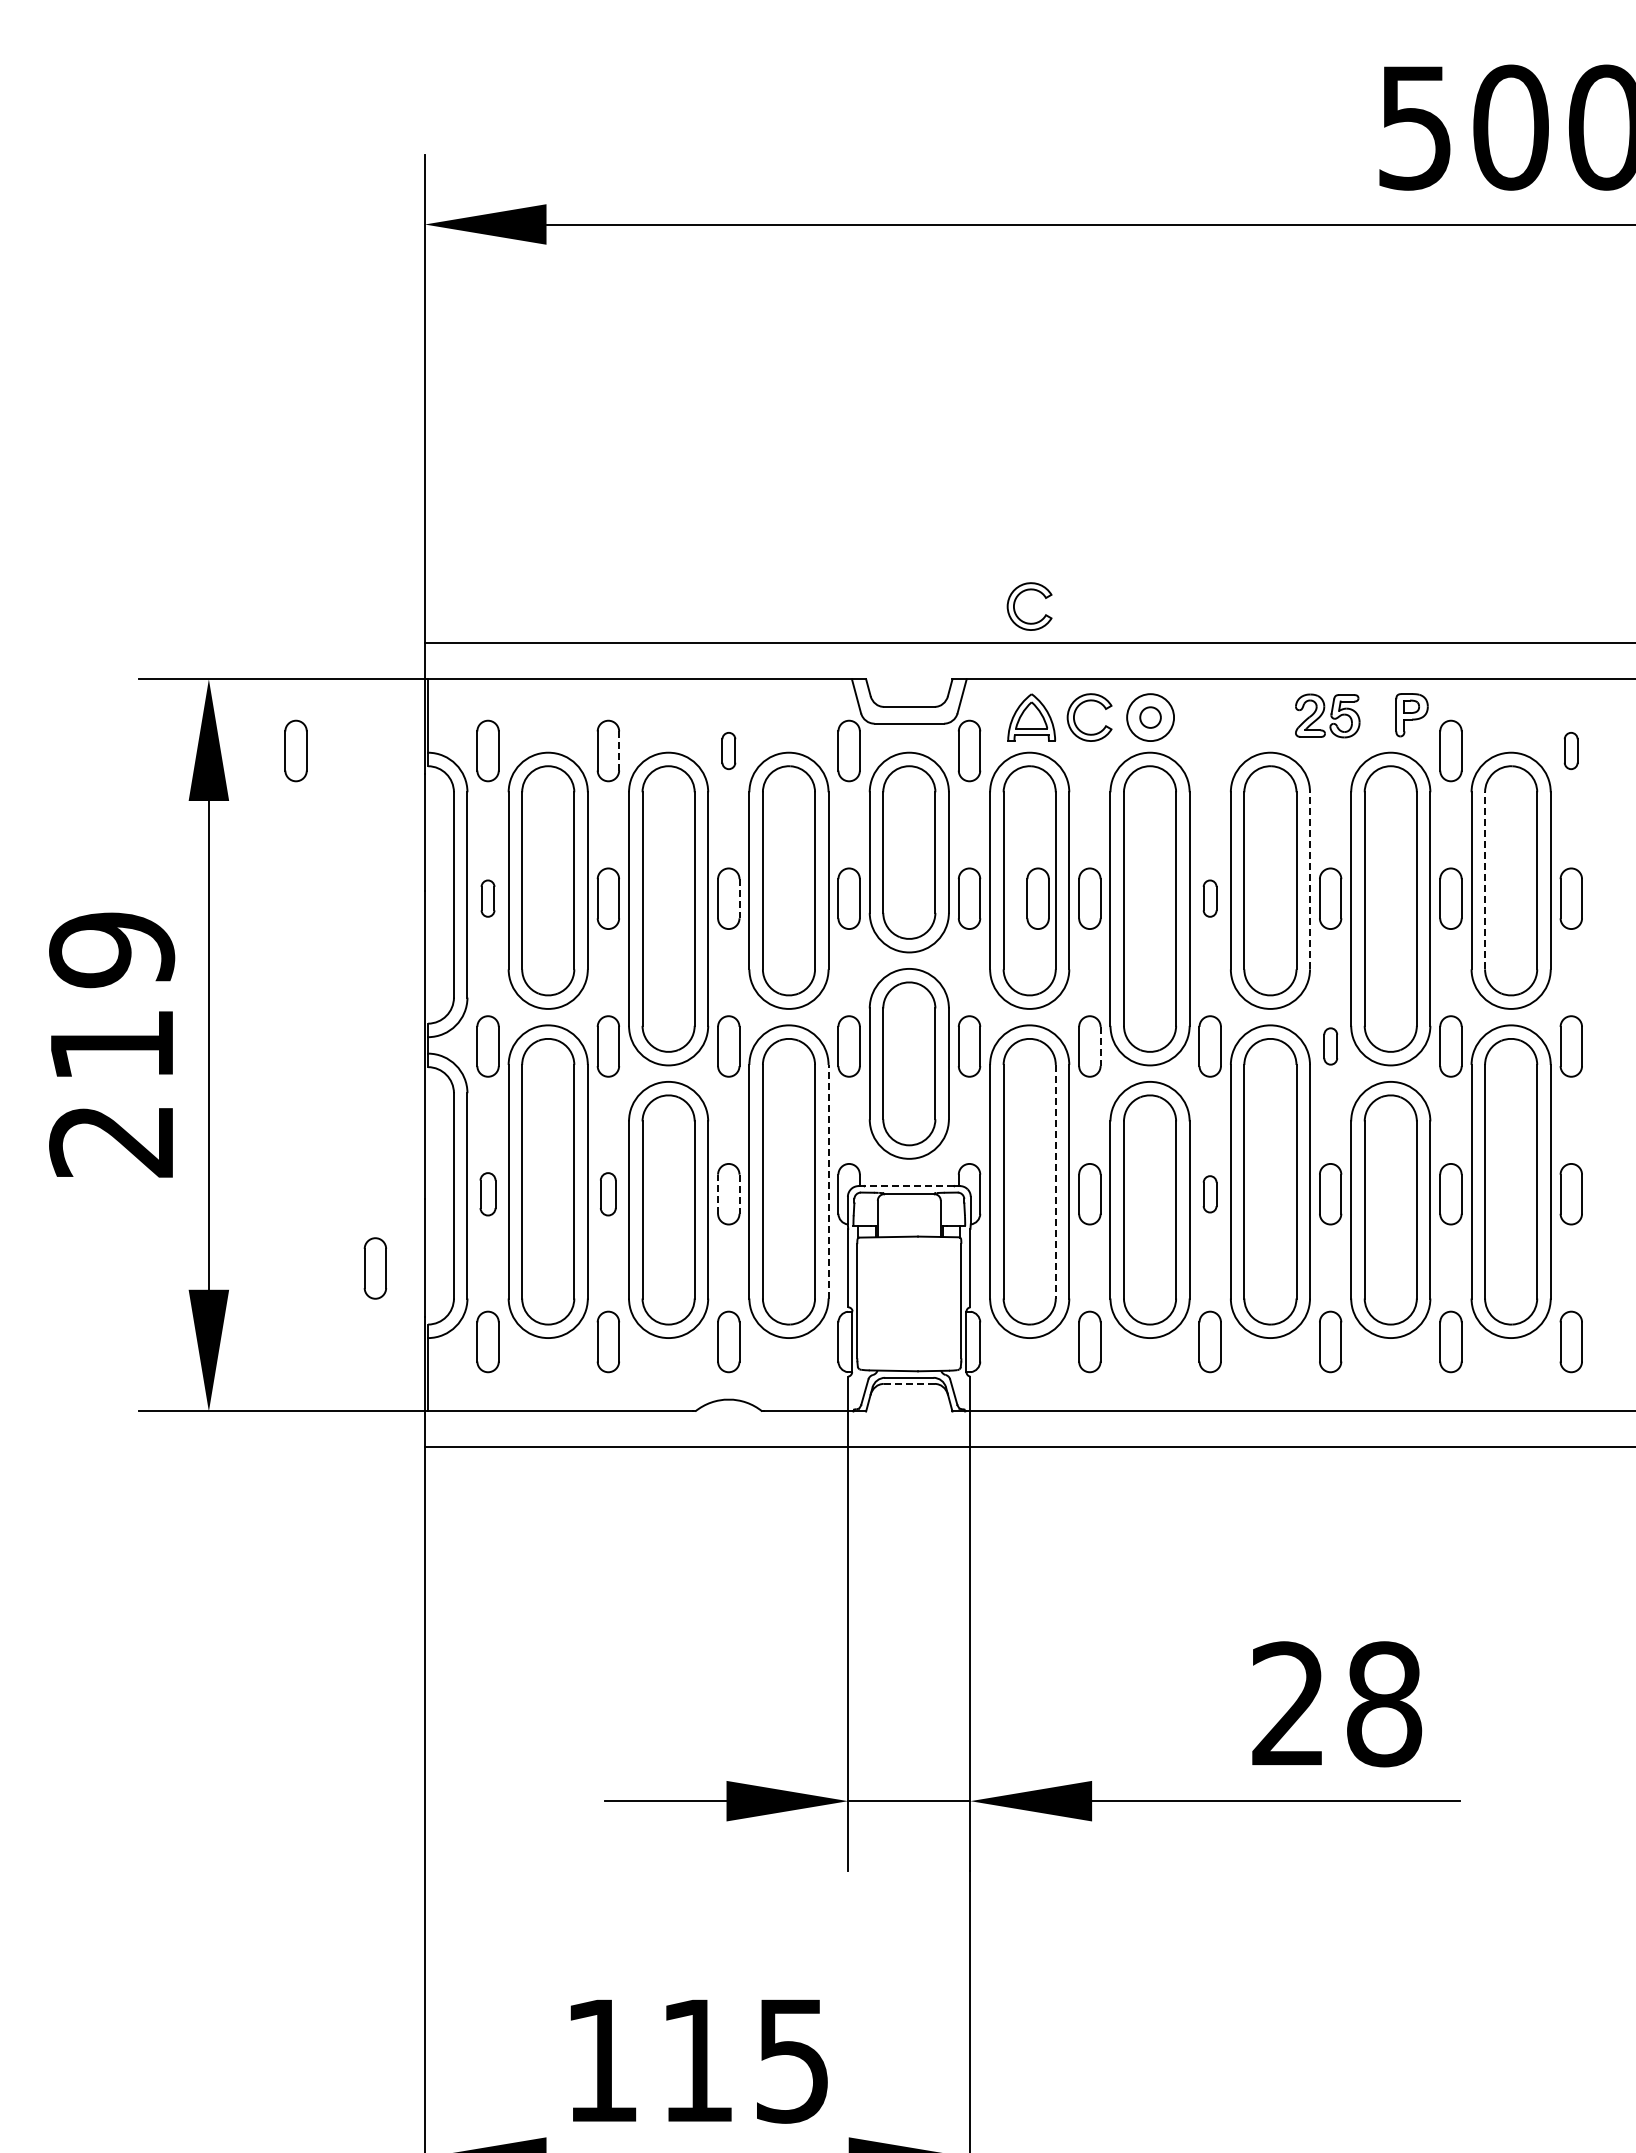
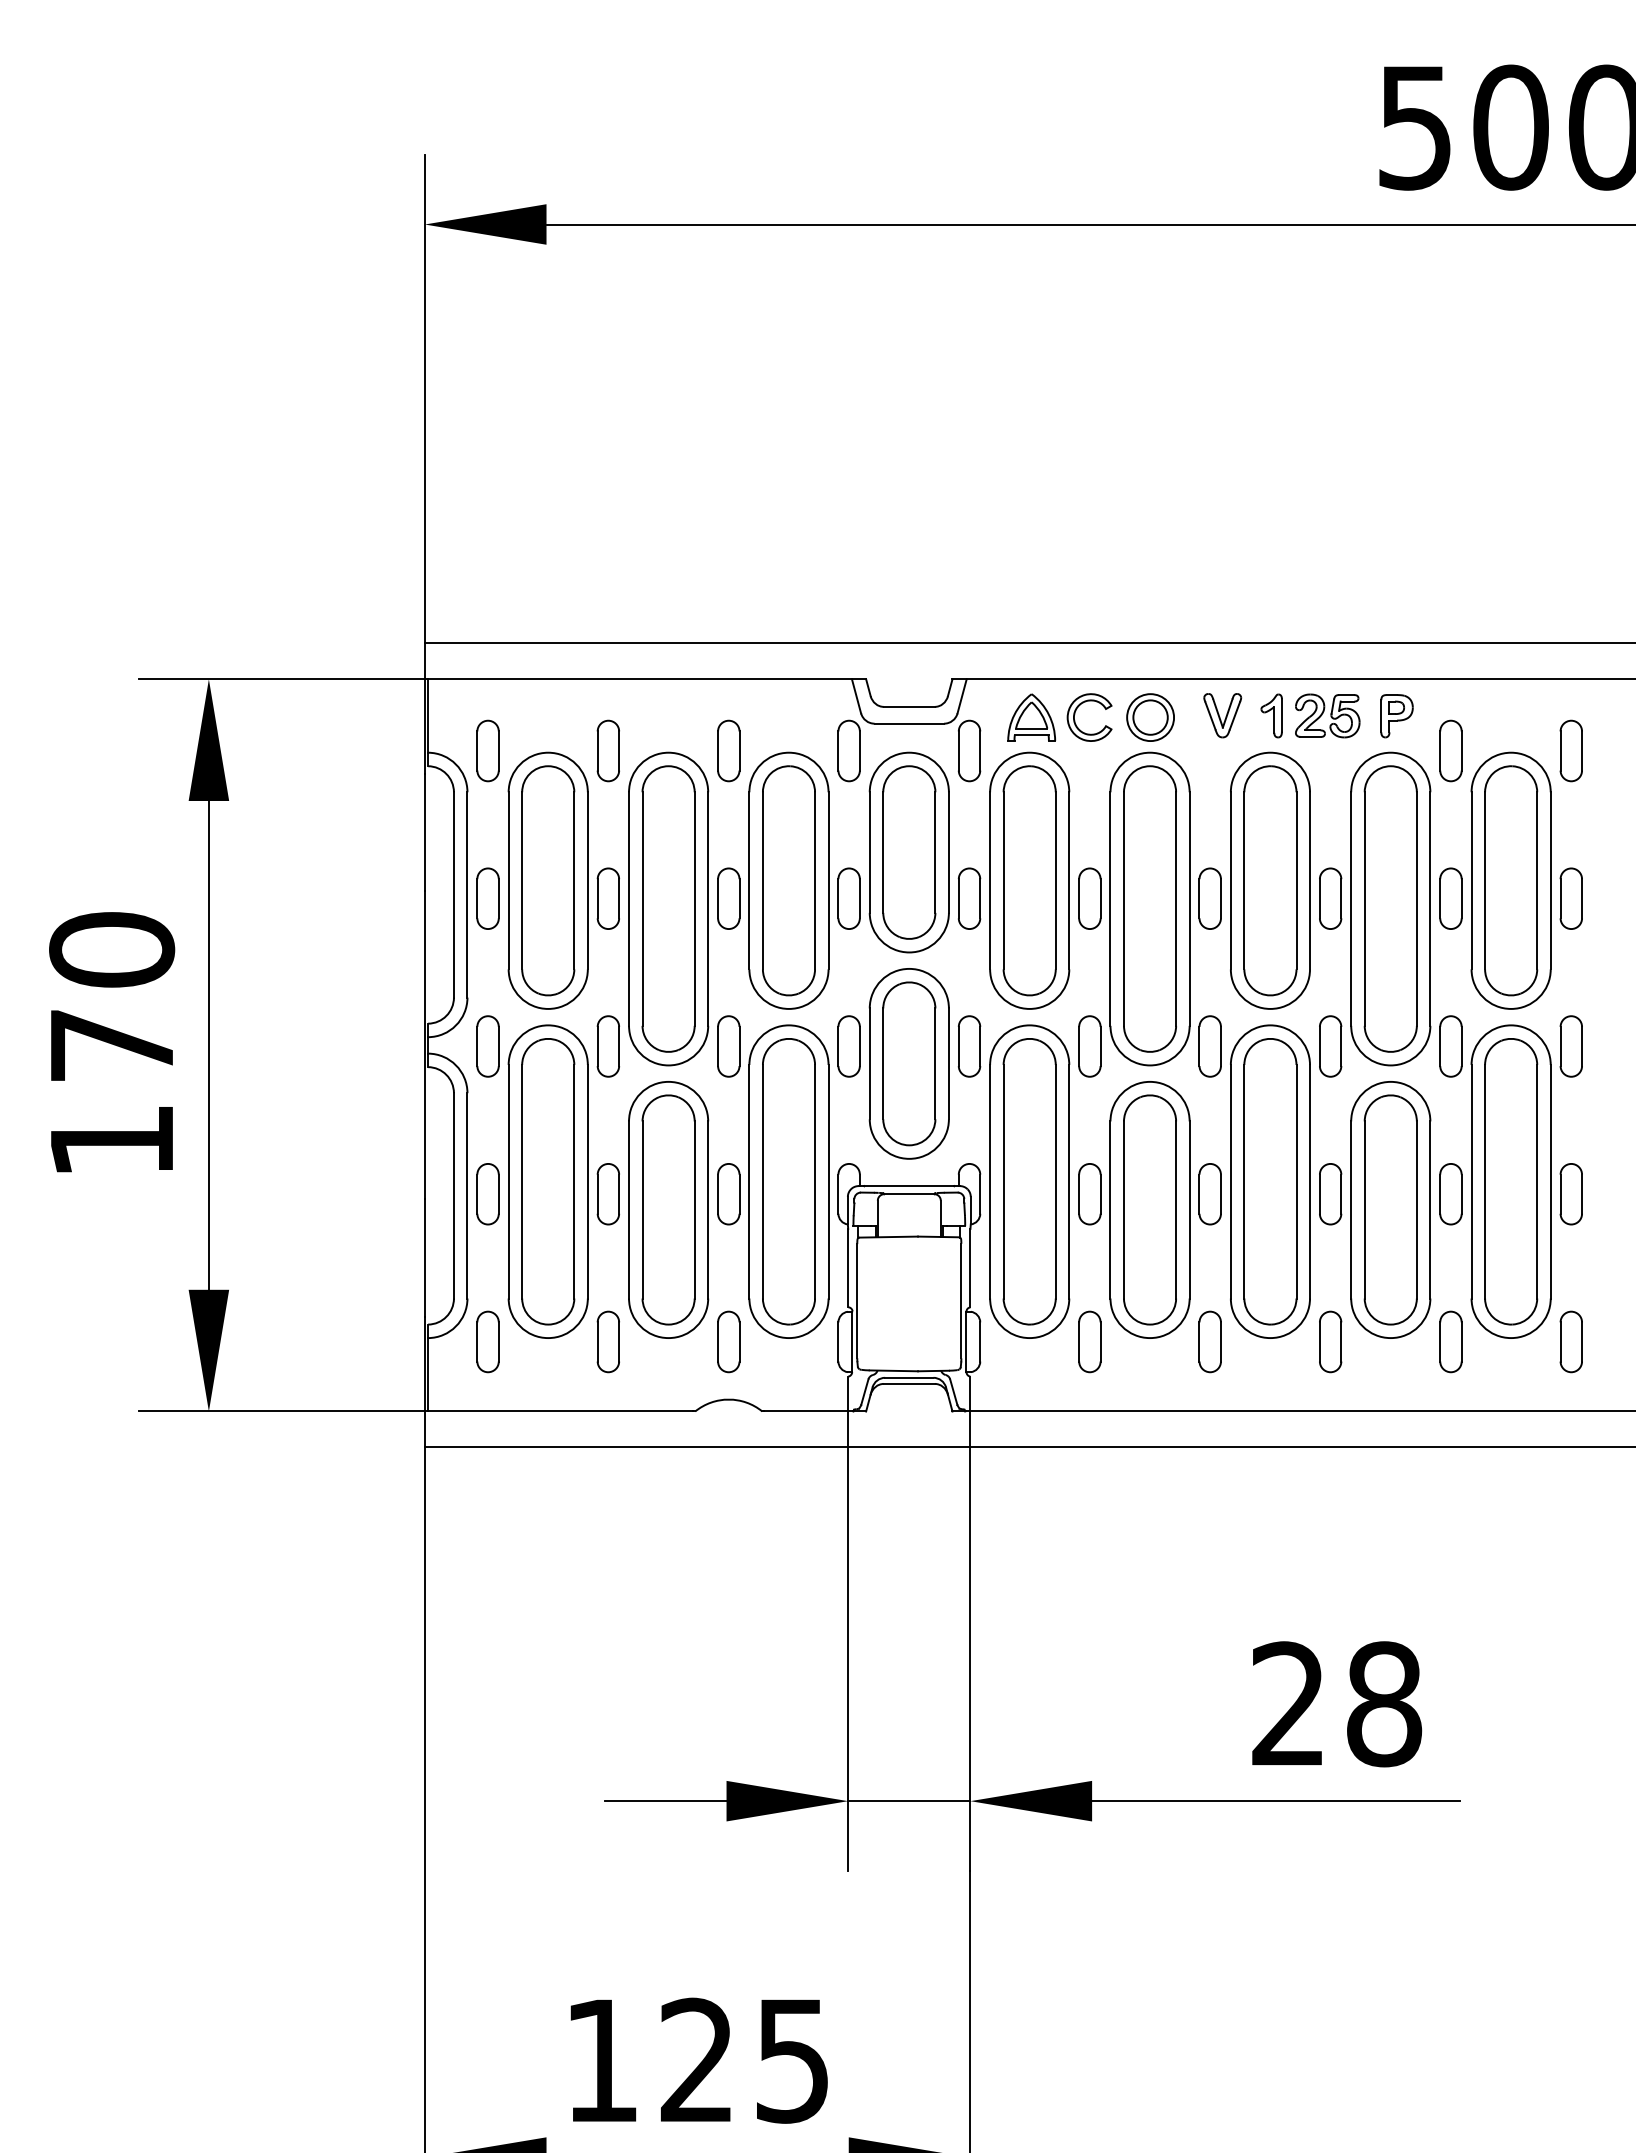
part: present -> none (1015, 603)
part: none -> present (1222, 715)
part: none -> present (1271, 715)
part position: (1411, 715) -> (1396, 716) (1396, 716)
circle diameter: 21 px -> 34 px (1150, 717)
part: present -> none (295, 750)
part size: 16x38 px -> 24x64 px (728, 750)
line: dashed -> solid (619, 751)
part size: 16x39 px -> 24x64 px (1570, 750)
line: dashed -> solid (1310, 880)
line: dashed -> solid (1485, 880)
part size: 16x39 px -> 24x63 px (487, 898)
line: dashed -> solid (739, 898)
part: present -> none (1037, 898)
part size: 16x39 px -> 24x63 px (1209, 898)
text: 219 -> 170 (112, 1044)
line: dashed -> solid (1100, 1046)
part size: 15x39 px -> 24x63 px (1330, 1046)
line: dashed -> solid (828, 1181)
line: dashed -> solid (1055, 1181)
line: dashed -> solid (909, 1186)
part size: 18x45 px -> 24x63 px (487, 1194)
part size: 18x45 px -> 24x63 px (607, 1194)
line: dashed -> solid (718, 1194)
line: dashed -> solid (739, 1194)
part size: 16x39 px -> 24x63 px (1209, 1194)
part: present -> none (374, 1268)
line: dashed -> solid (909, 1383)
text: 115 -> 125 (695, 2059)
